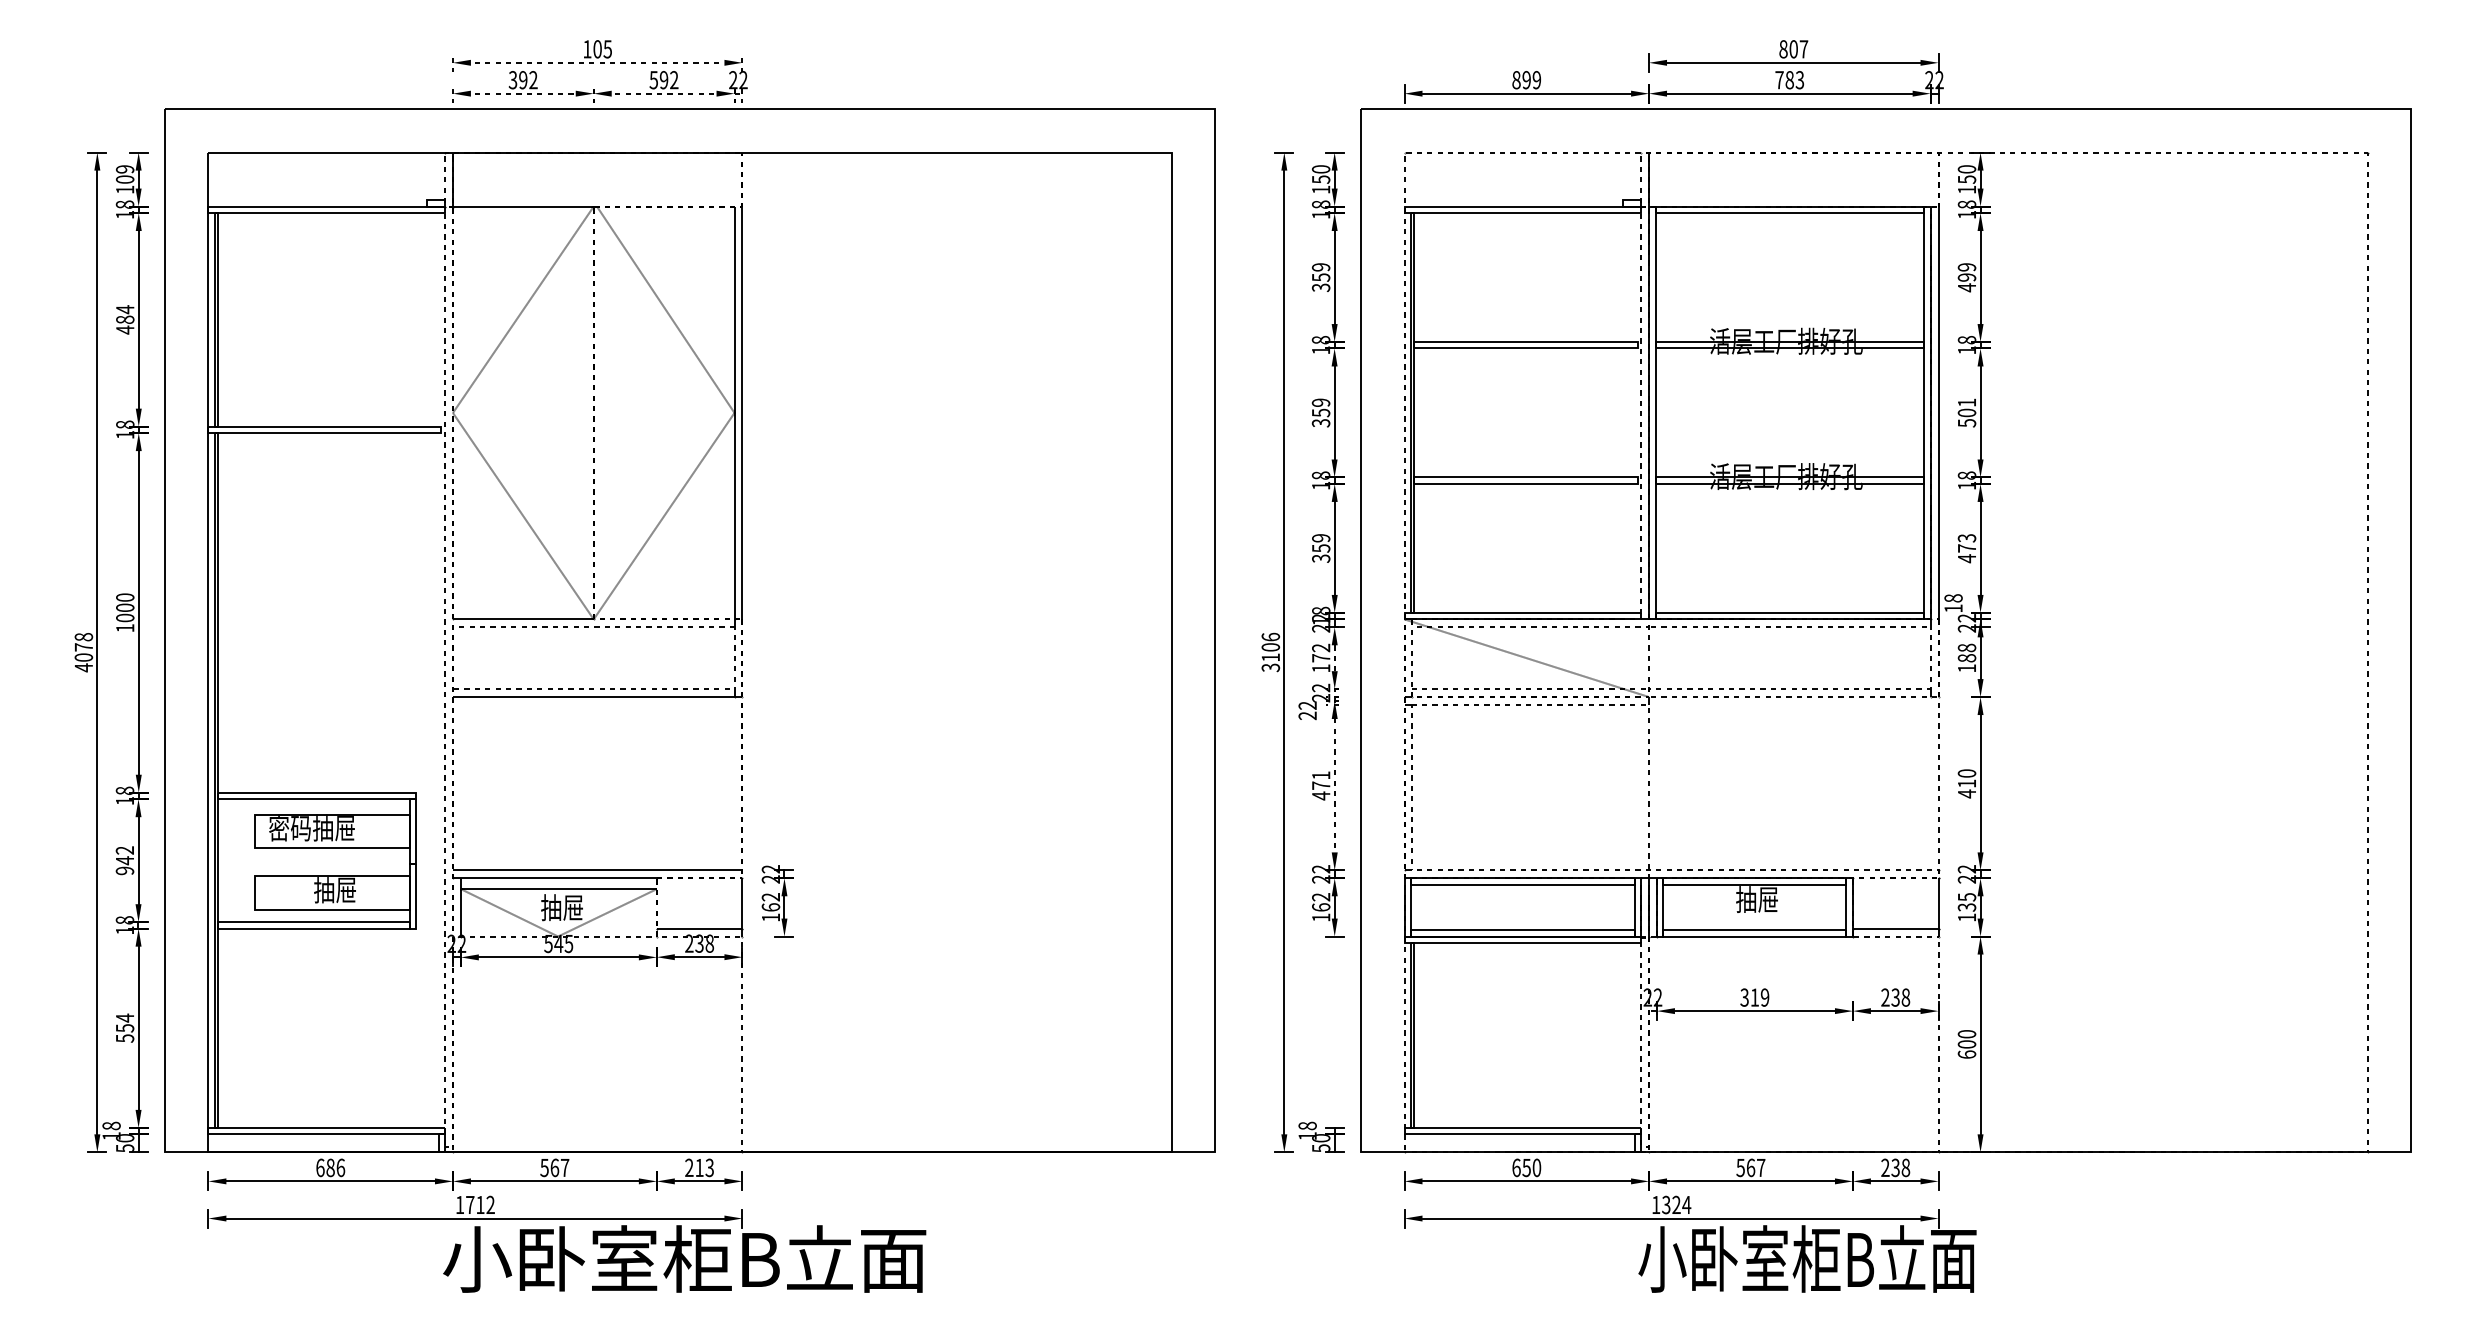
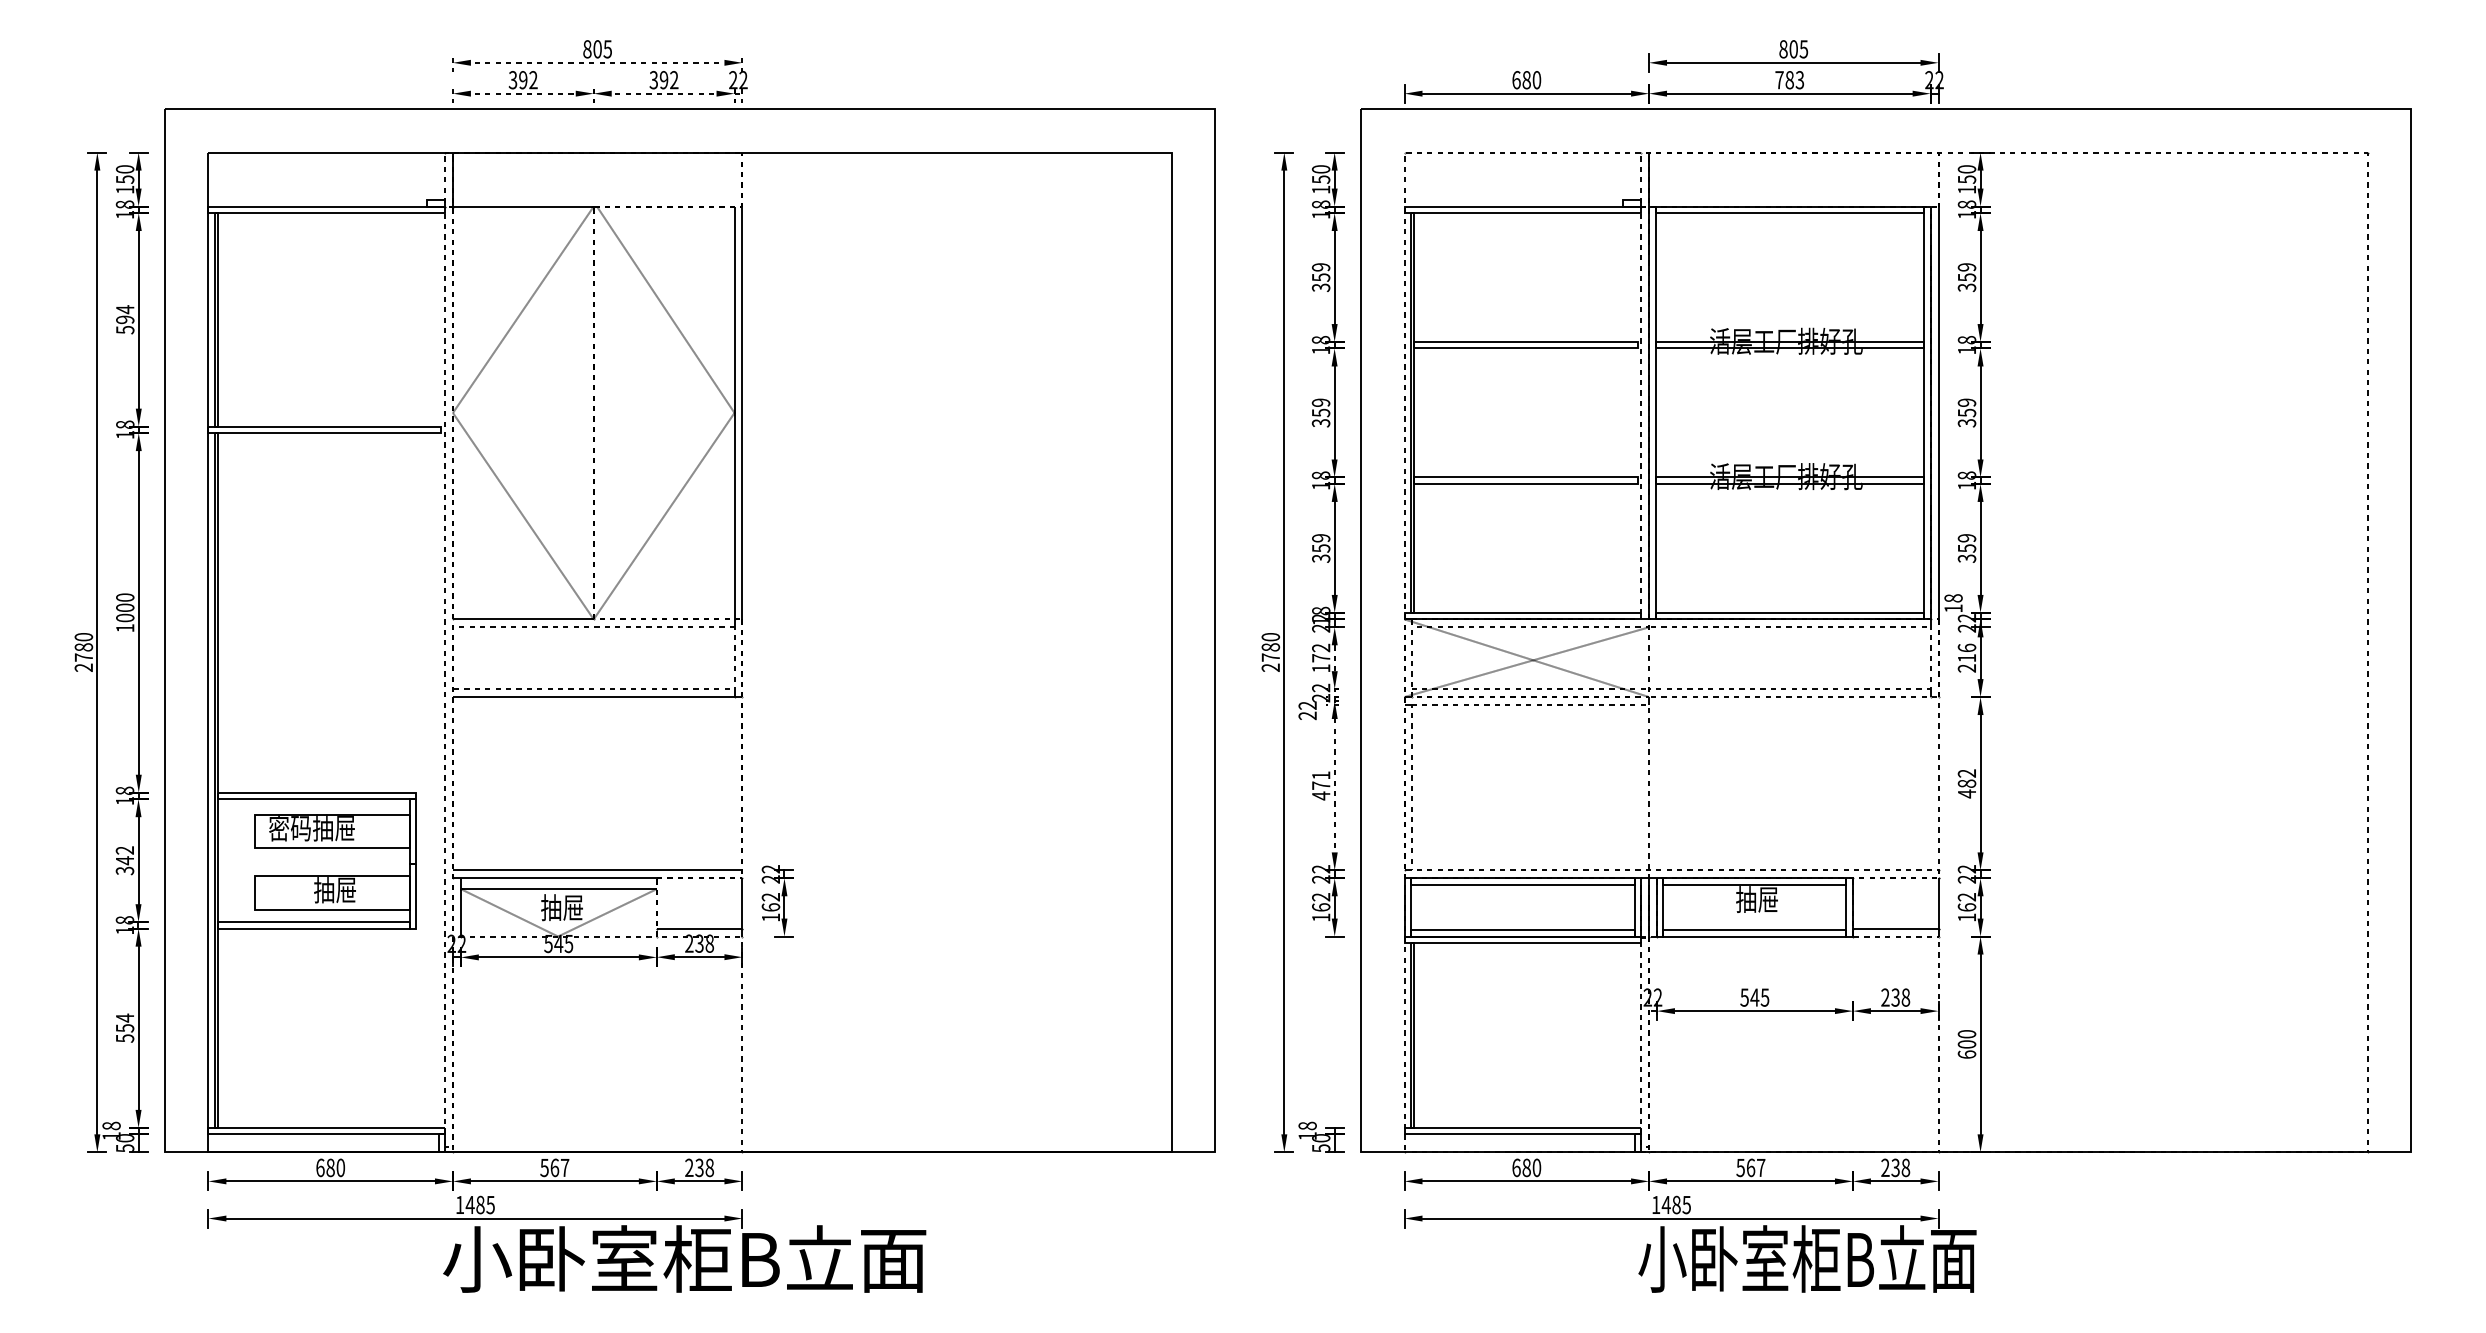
text: 105 -> 805 (587, 49)
text: 807 -> 805 (1803, 49)
text: 592 -> 392 (653, 79)
text: 899 -> 680 (1526, 80)
text: 109 -> 150 (124, 174)
text: 499 -> 359 (1966, 282)
text: 484 -> 594 (125, 324)
text: 501 -> 359 (1966, 412)
text: 473 -> 359 (1966, 548)
text: 4078 -> 2780 (83, 652)
text: 3106 -> 2780 (1270, 652)
text: 188 -> 216 (1966, 657)
line: none -> present (1526, 662)
text: 410 -> 482 (1966, 778)
text: 942 -> 342 (125, 870)
text: 135 -> 162 (1966, 902)
text: 319 -> 545 (1754, 997)
text: 686 -> 680 (340, 1167)
text: 213 -> 238 (704, 1167)
text: 650 -> 680 (1526, 1167)
text: 1712 -> 1485 (479, 1204)
text: 1324 -> 1485 (1676, 1204)
